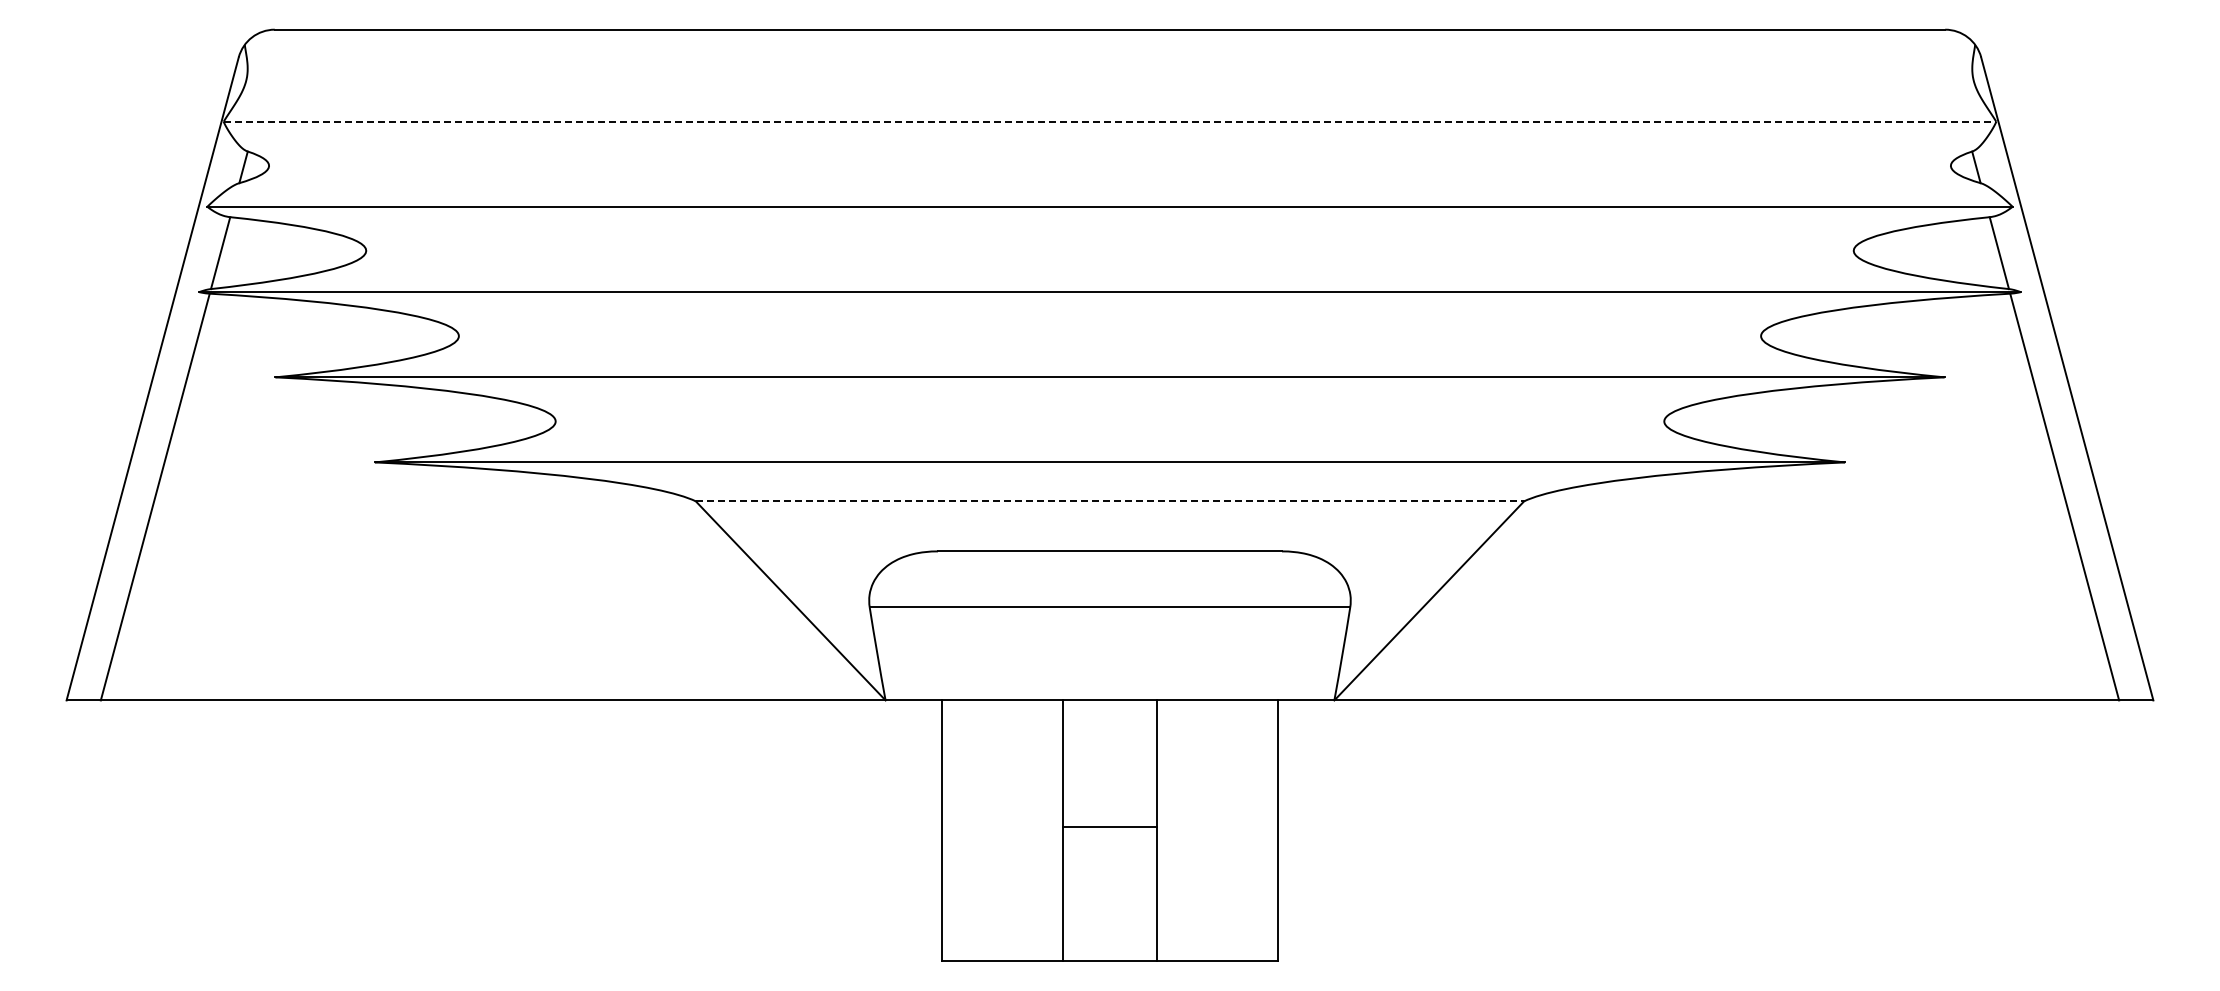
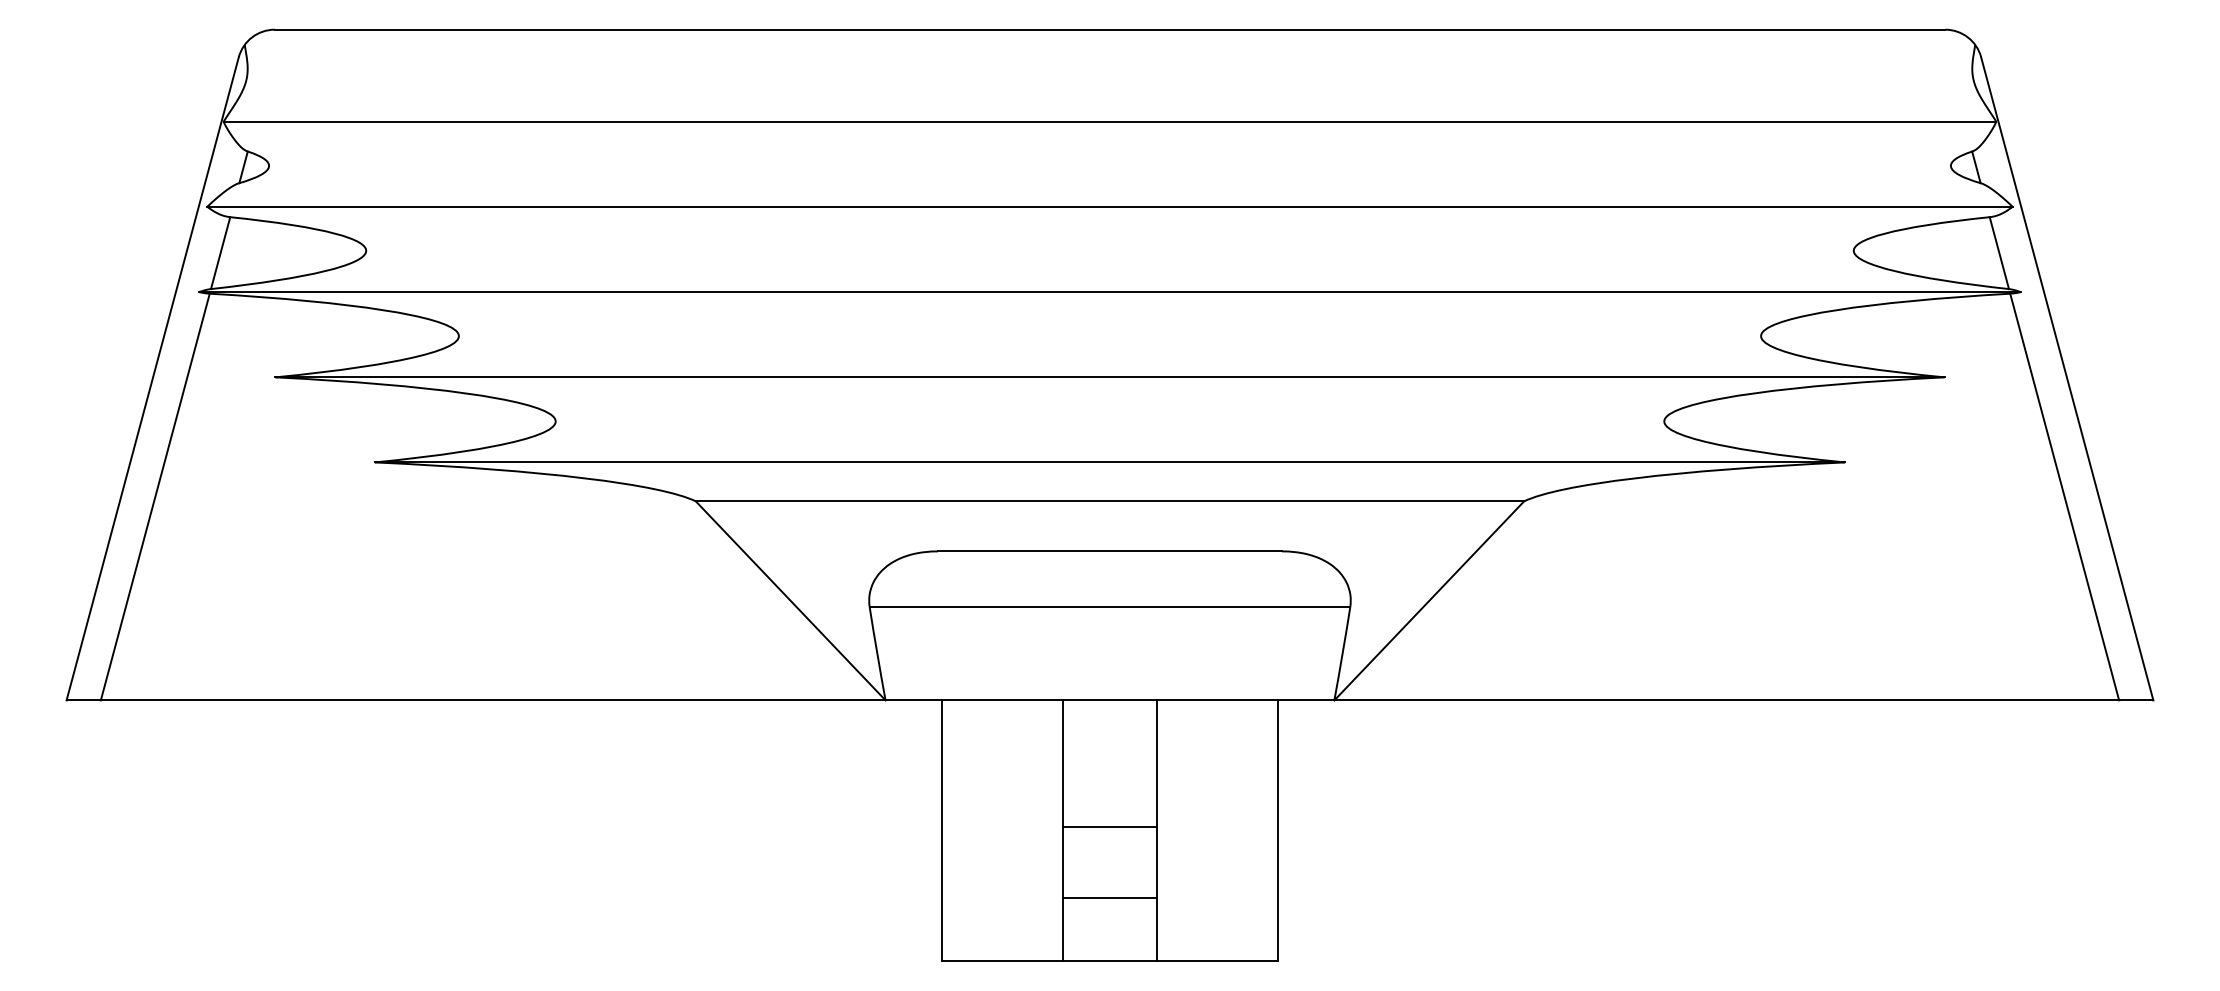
line: dashed -> solid (1110, 121)
line: dashed -> solid (1110, 501)
line: none -> present (1109, 897)
